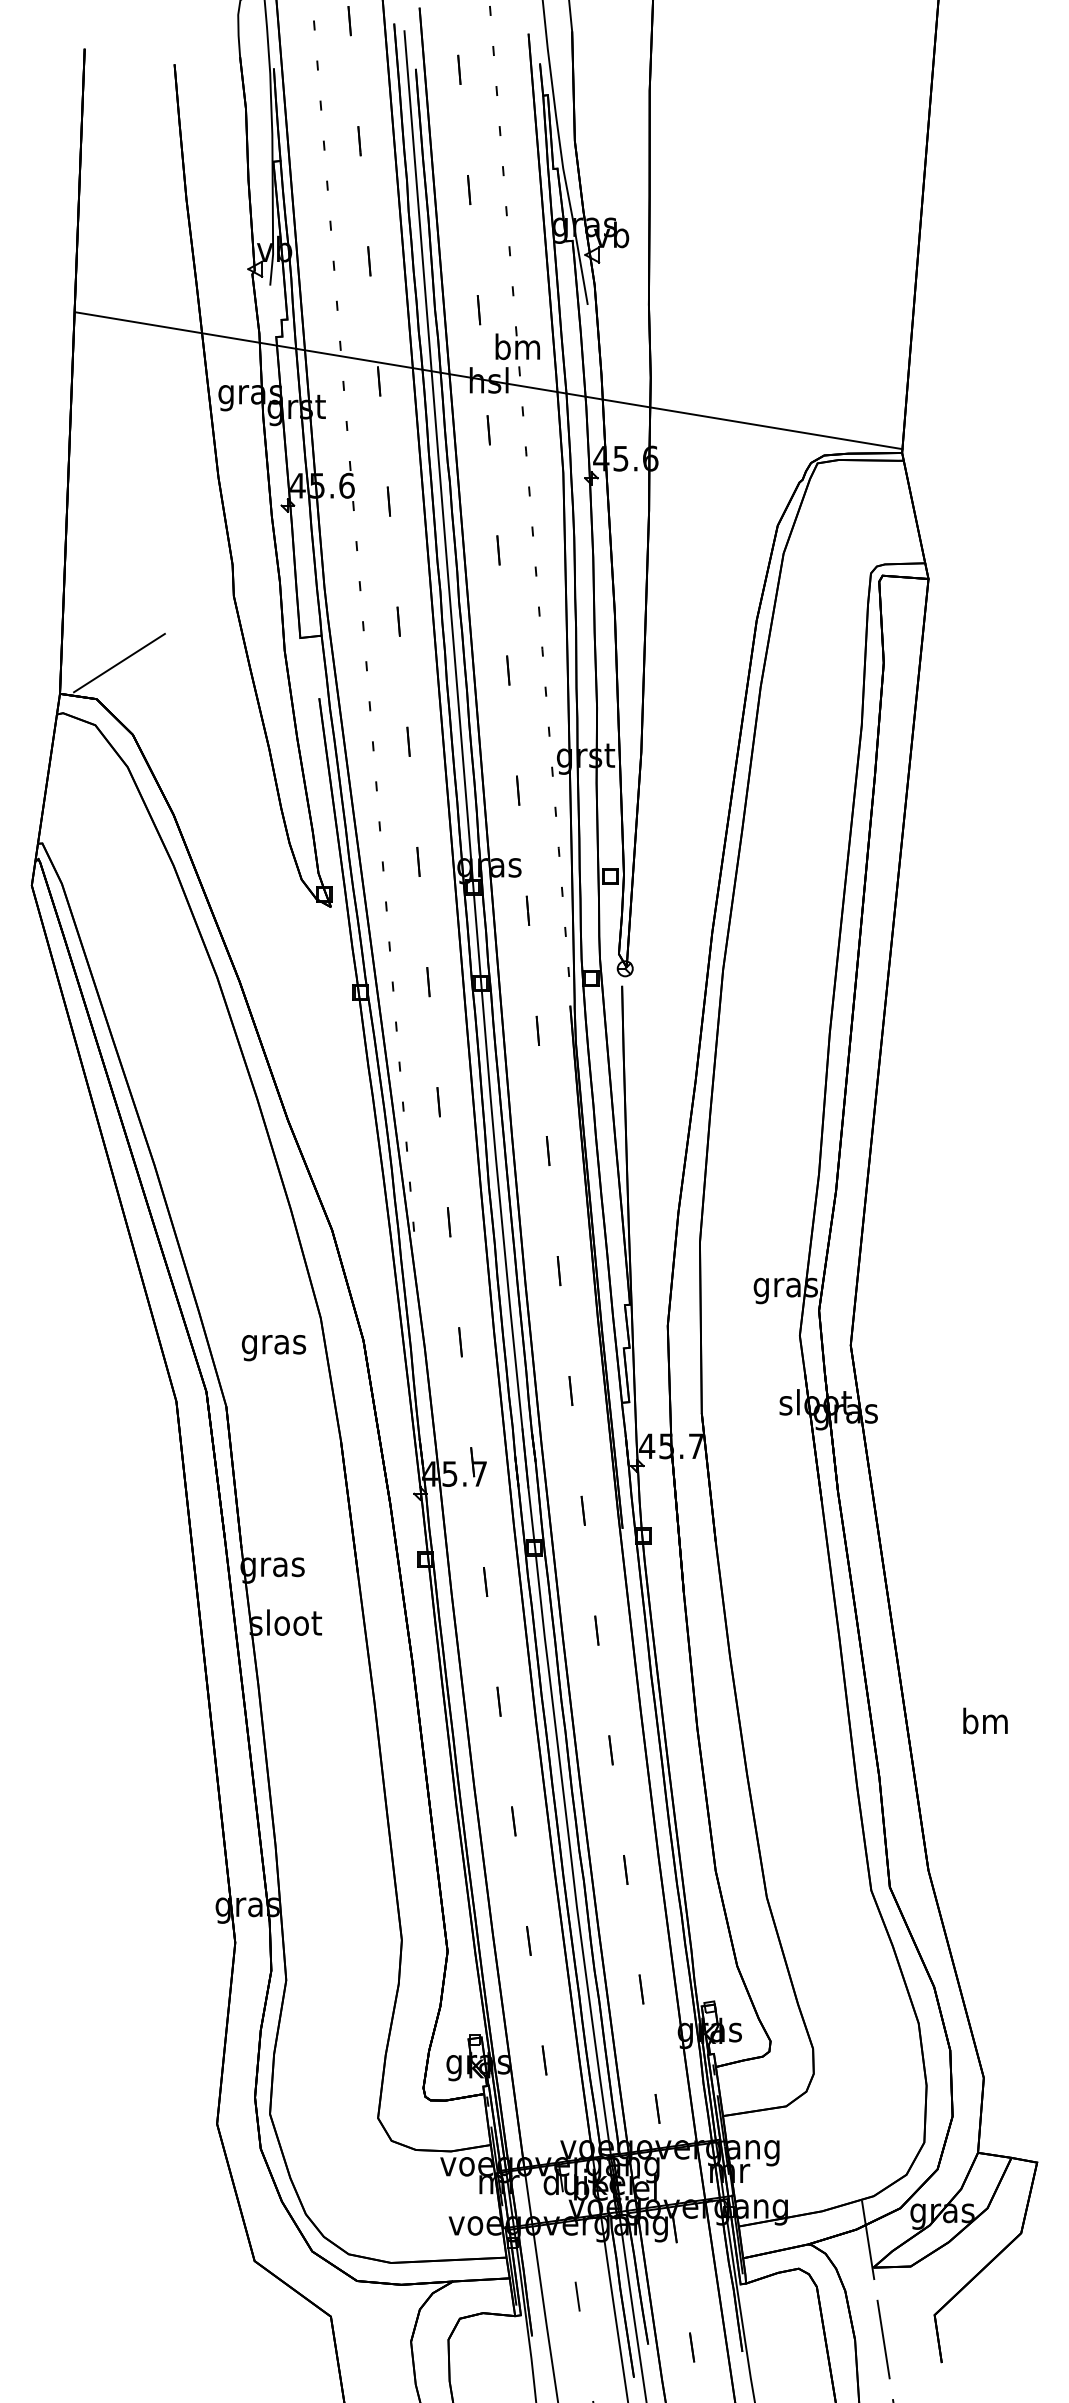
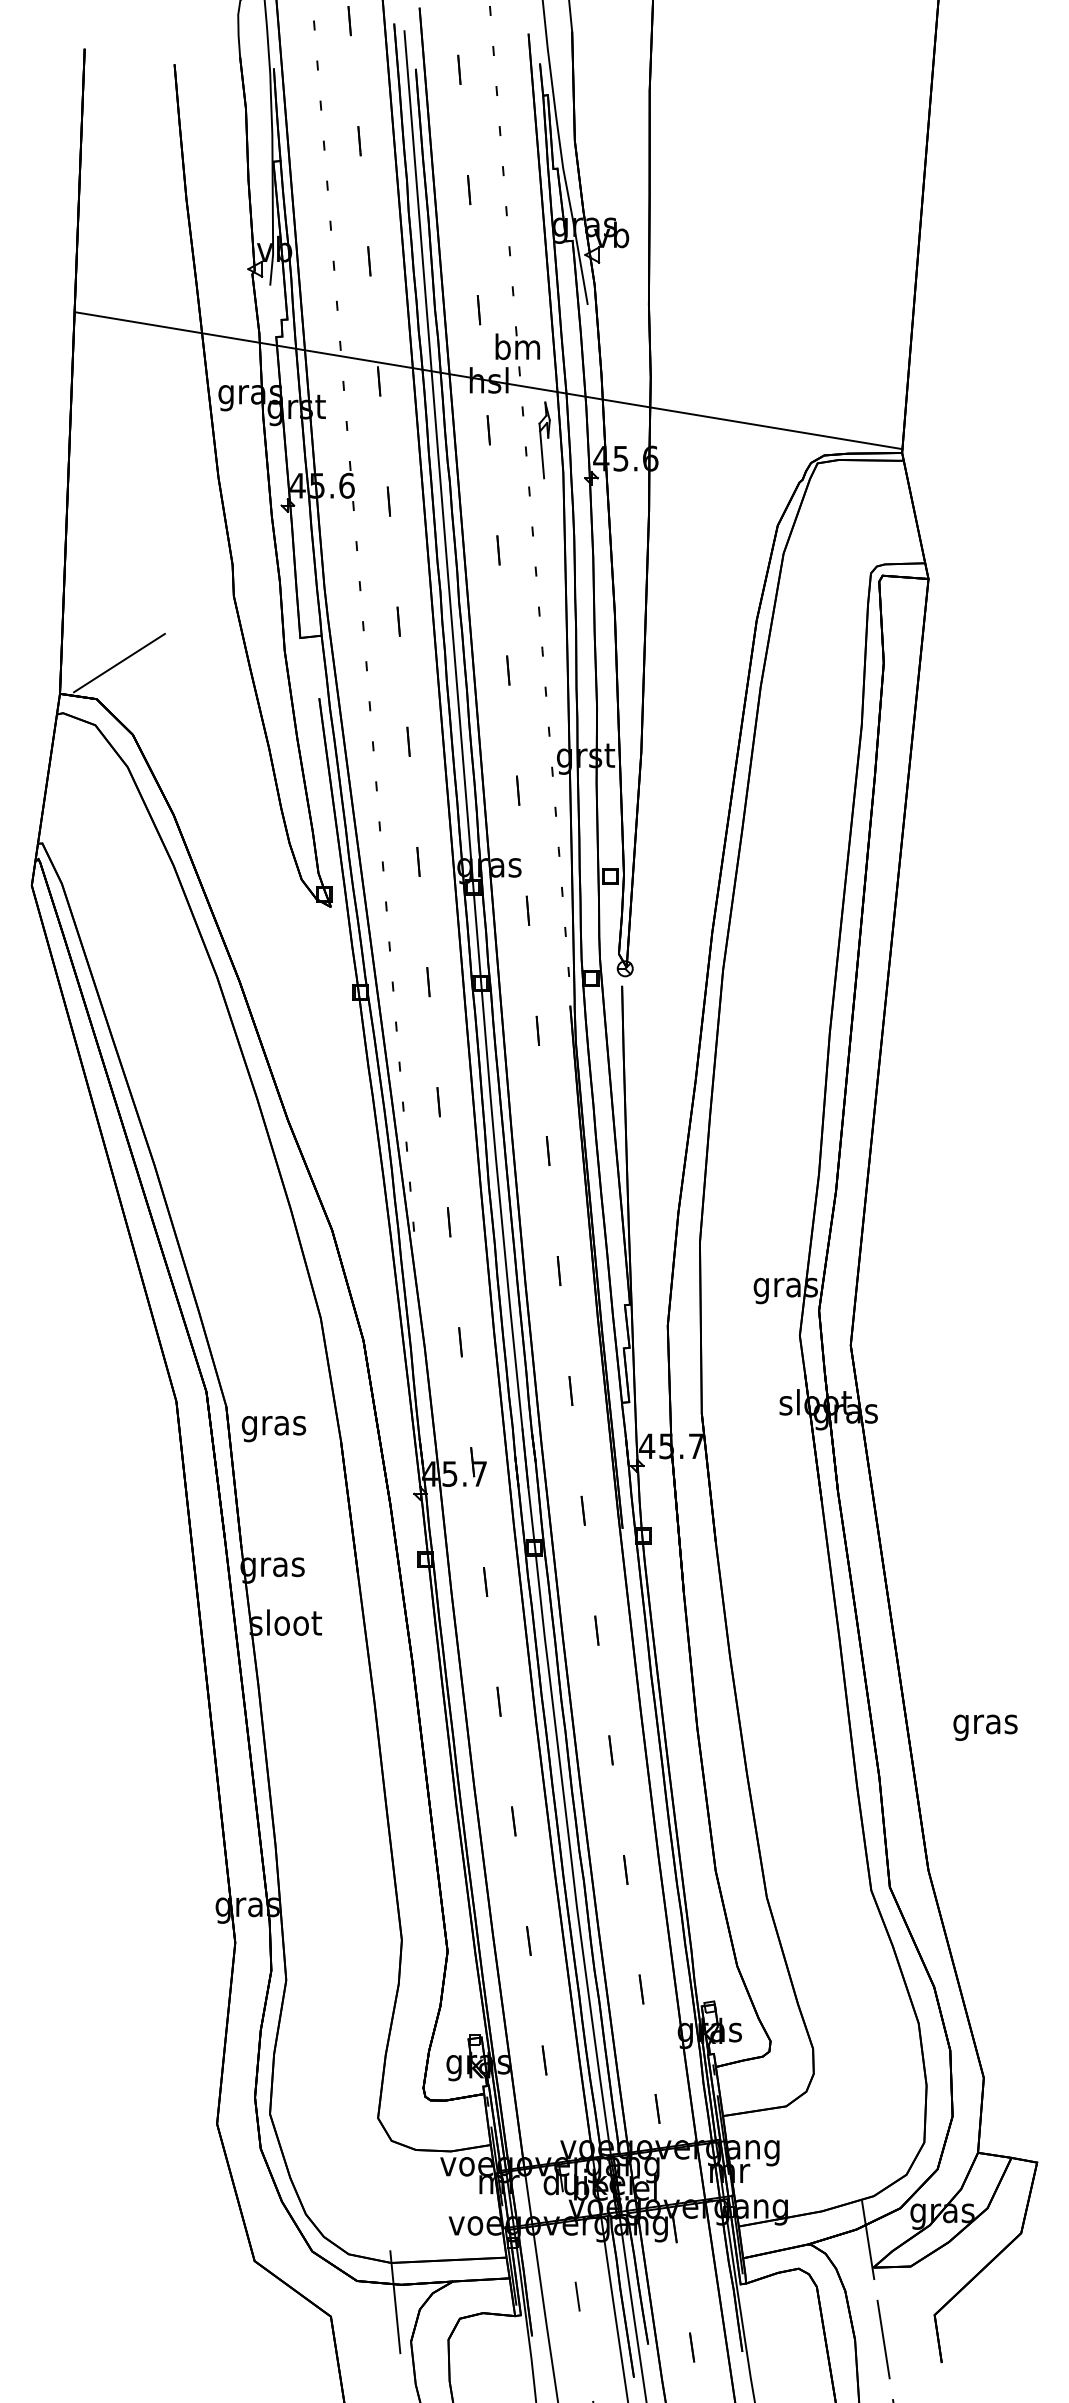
part: none -> present (544, 440)
text position: (273, 1348) -> (273, 1429) (273, 1429)
text: bm -> gras (985, 1723)
line: none -> present (395, 2302)
